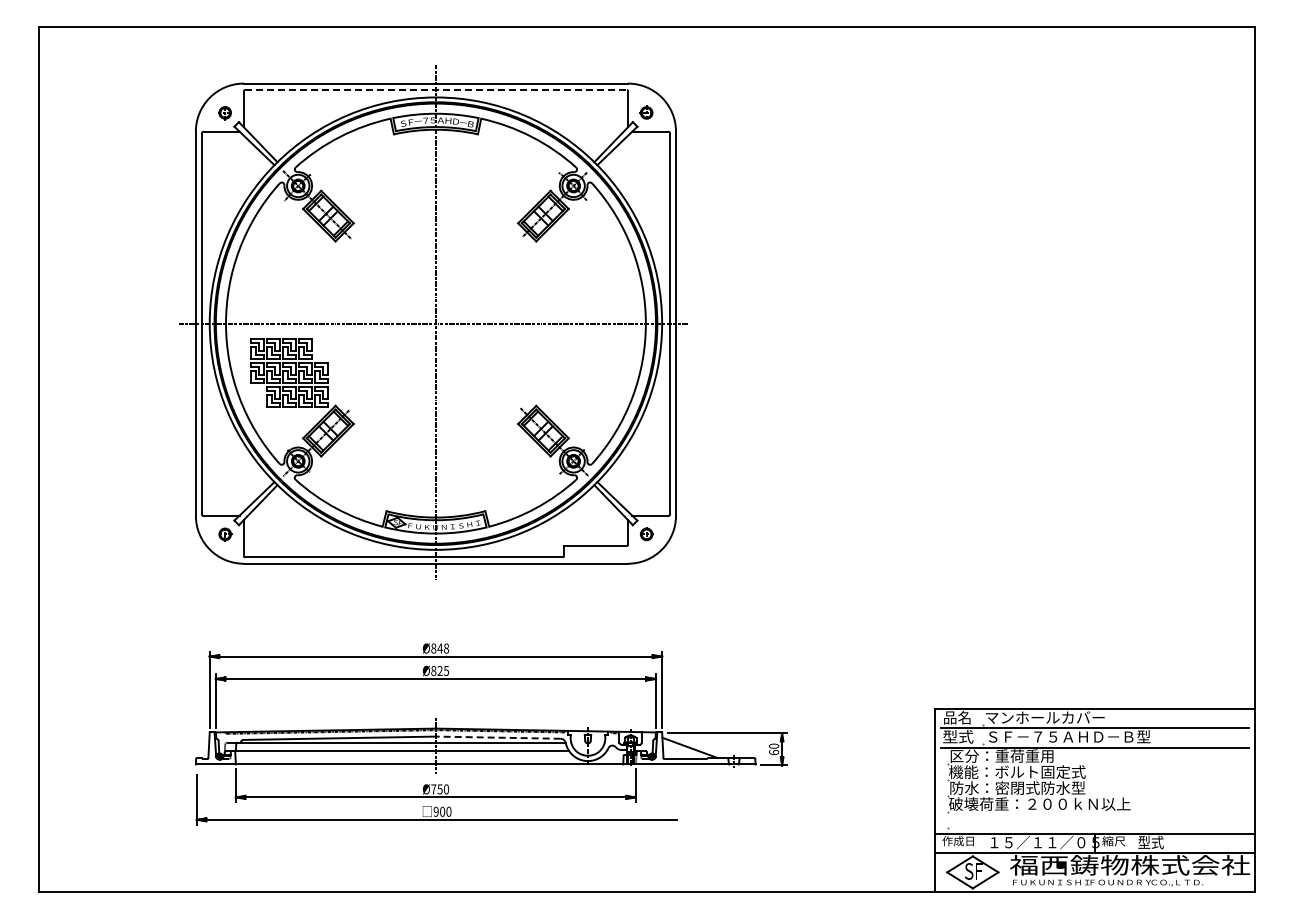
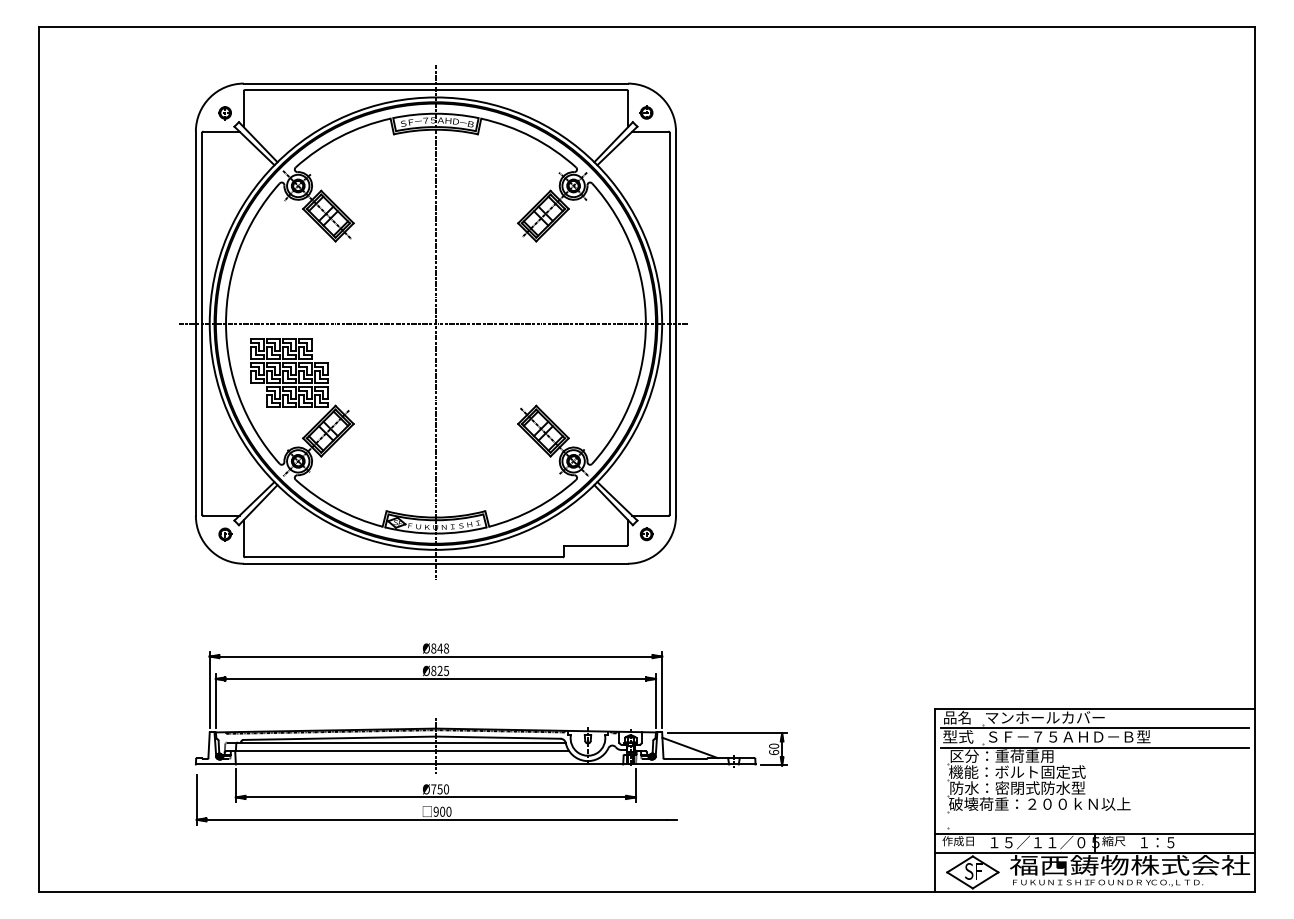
line: dashed -> solid (435, 90)
line: dashed -> solid (497, 737)
text: 型式 -> １：５ (1156, 842)
